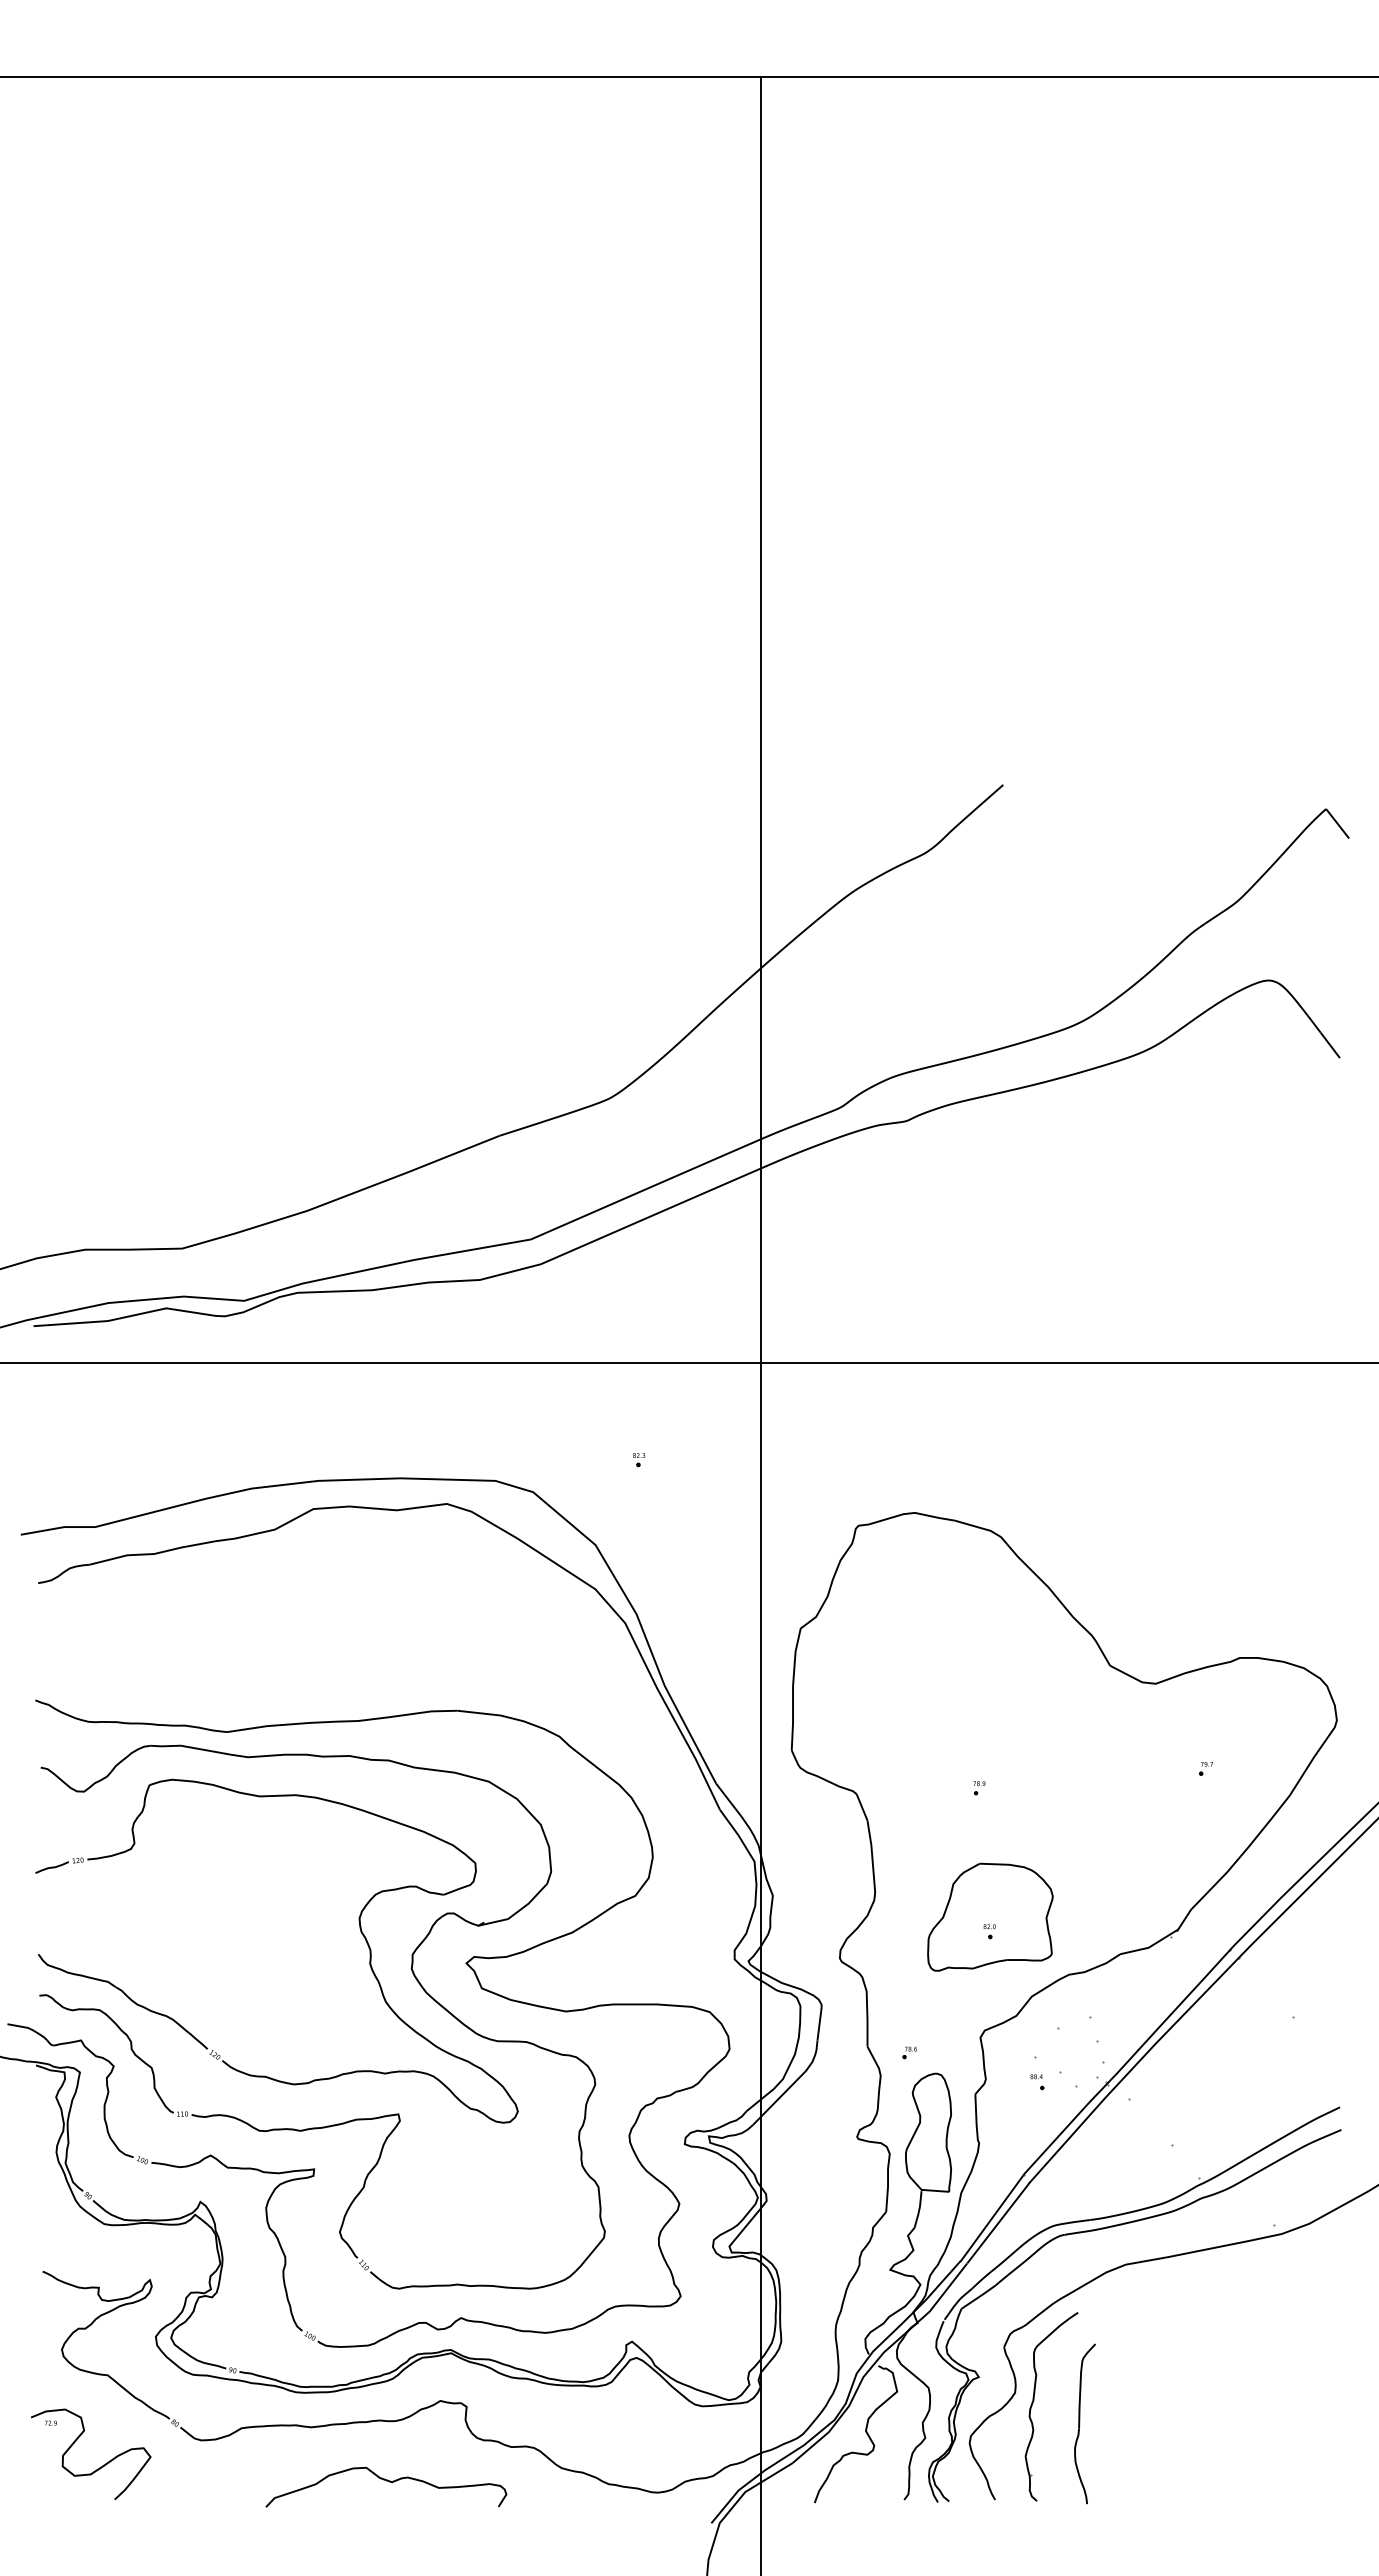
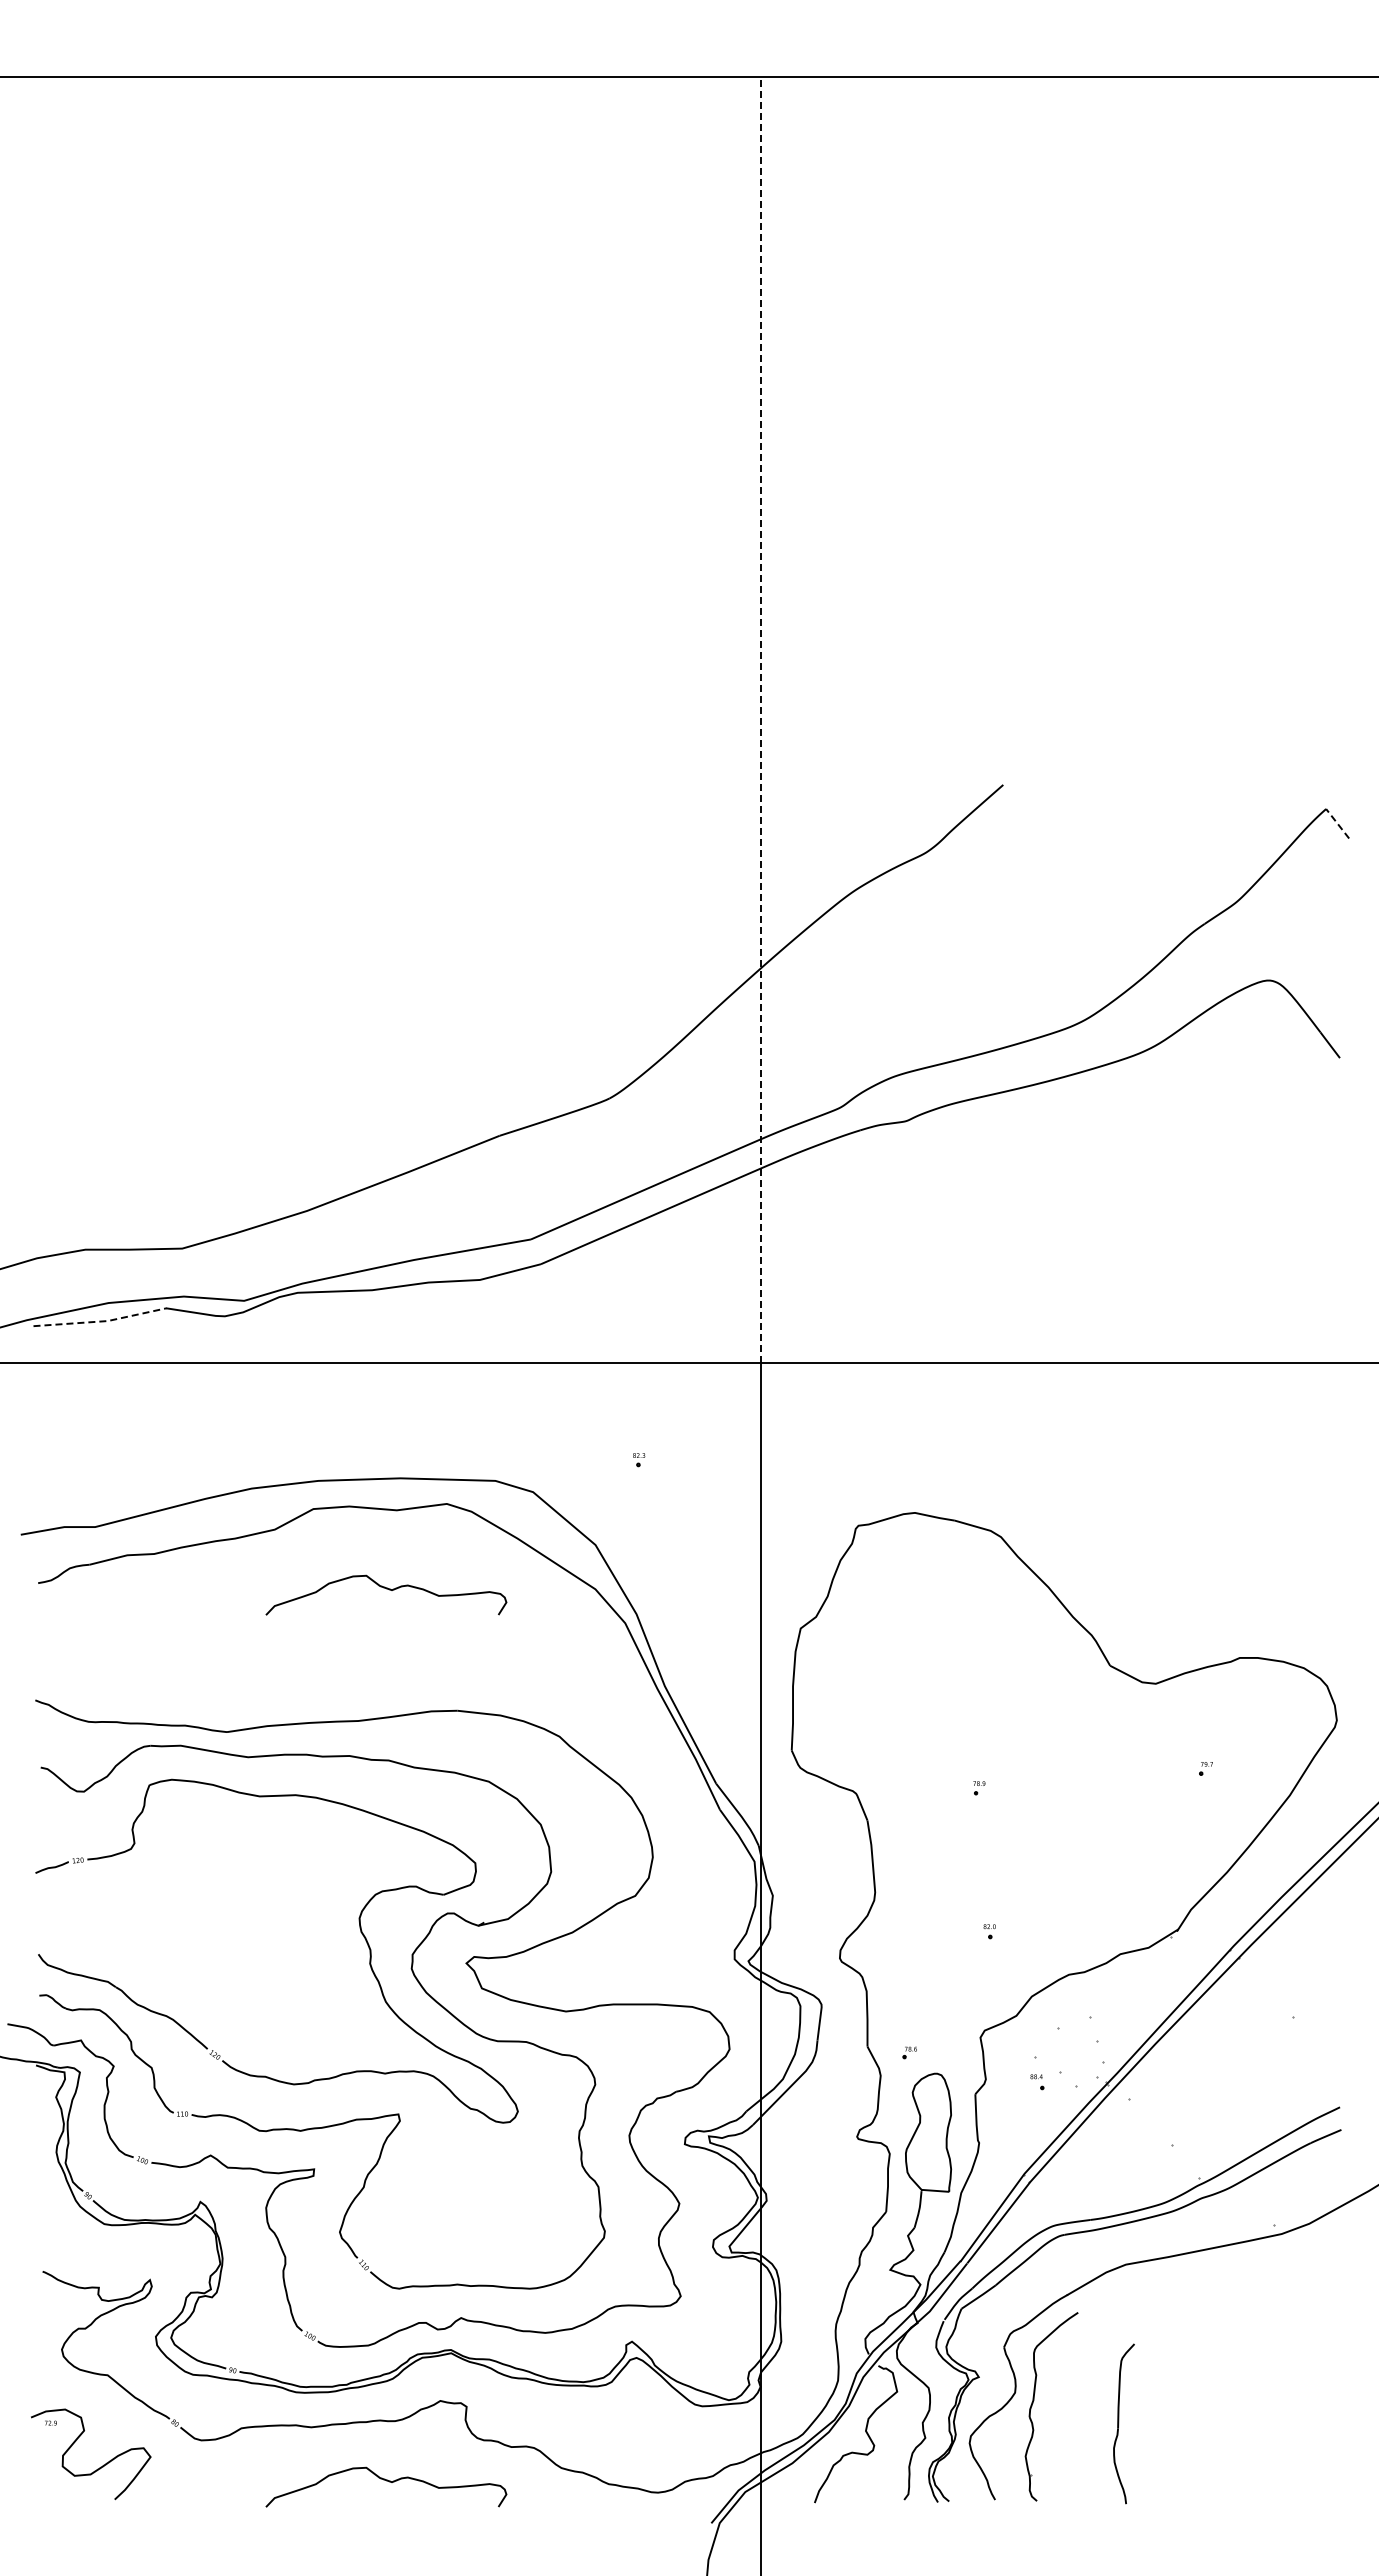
line: solid -> dashed (760, 720)
line: solid -> dashed (1337, 823)
line: solid -> dashed (101, 1321)
curve: none -> present (386, 1589)
part: present -> none (990, 1916)
part position: (1084, 2423) -> (1123, 2423) (1123, 2423)
